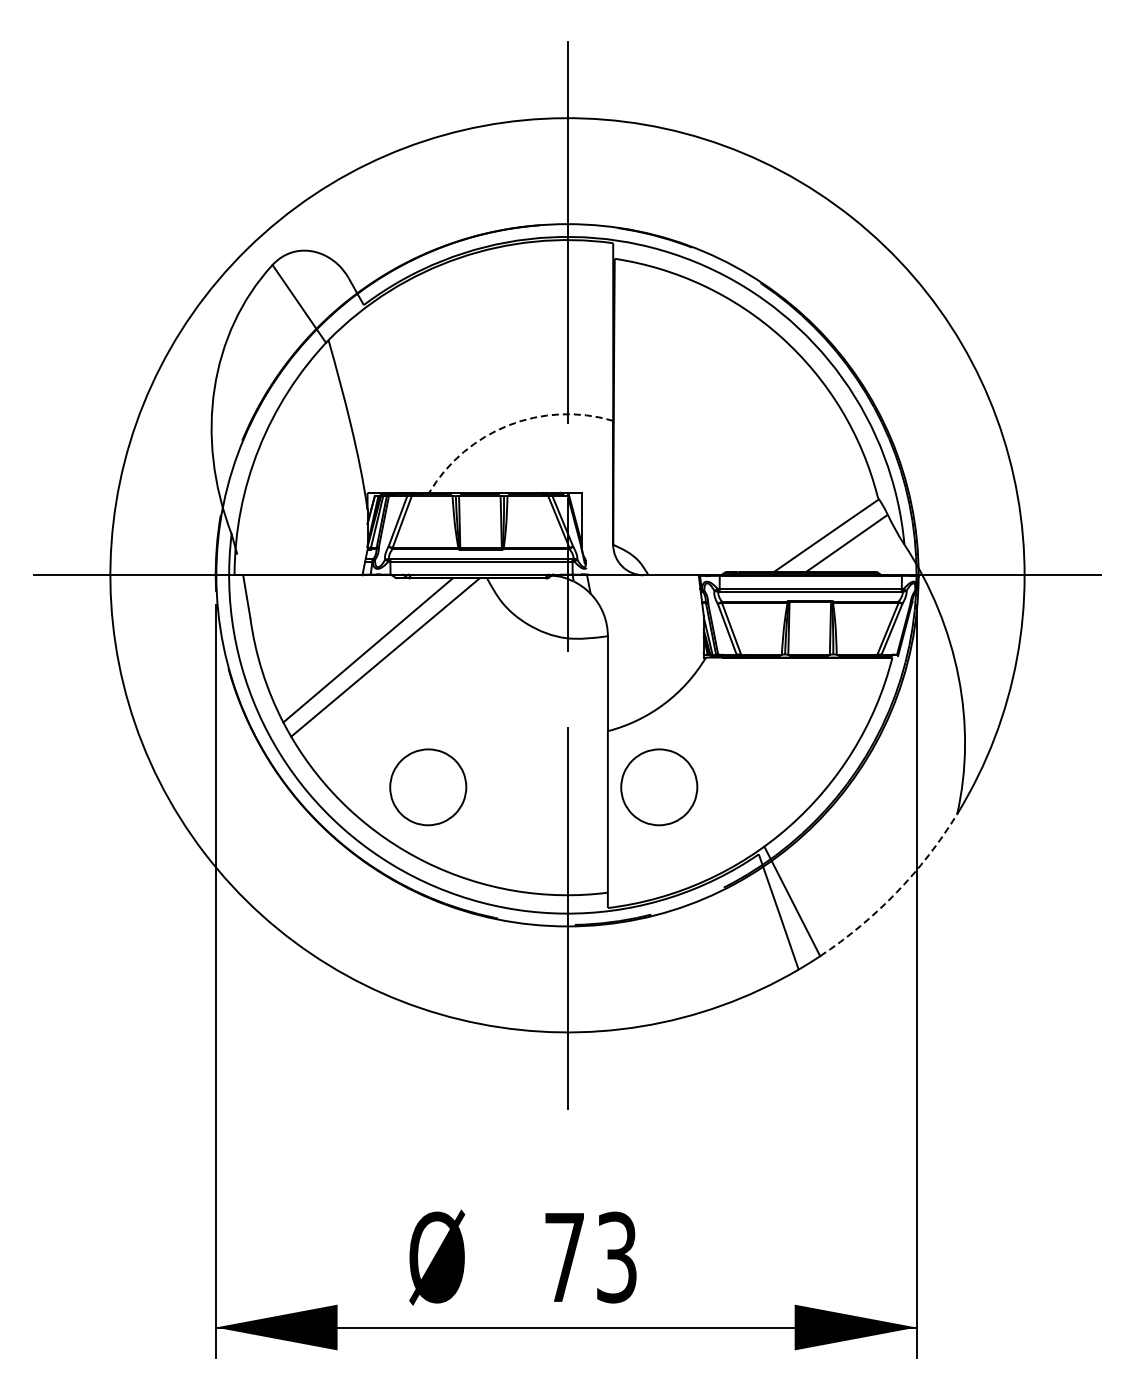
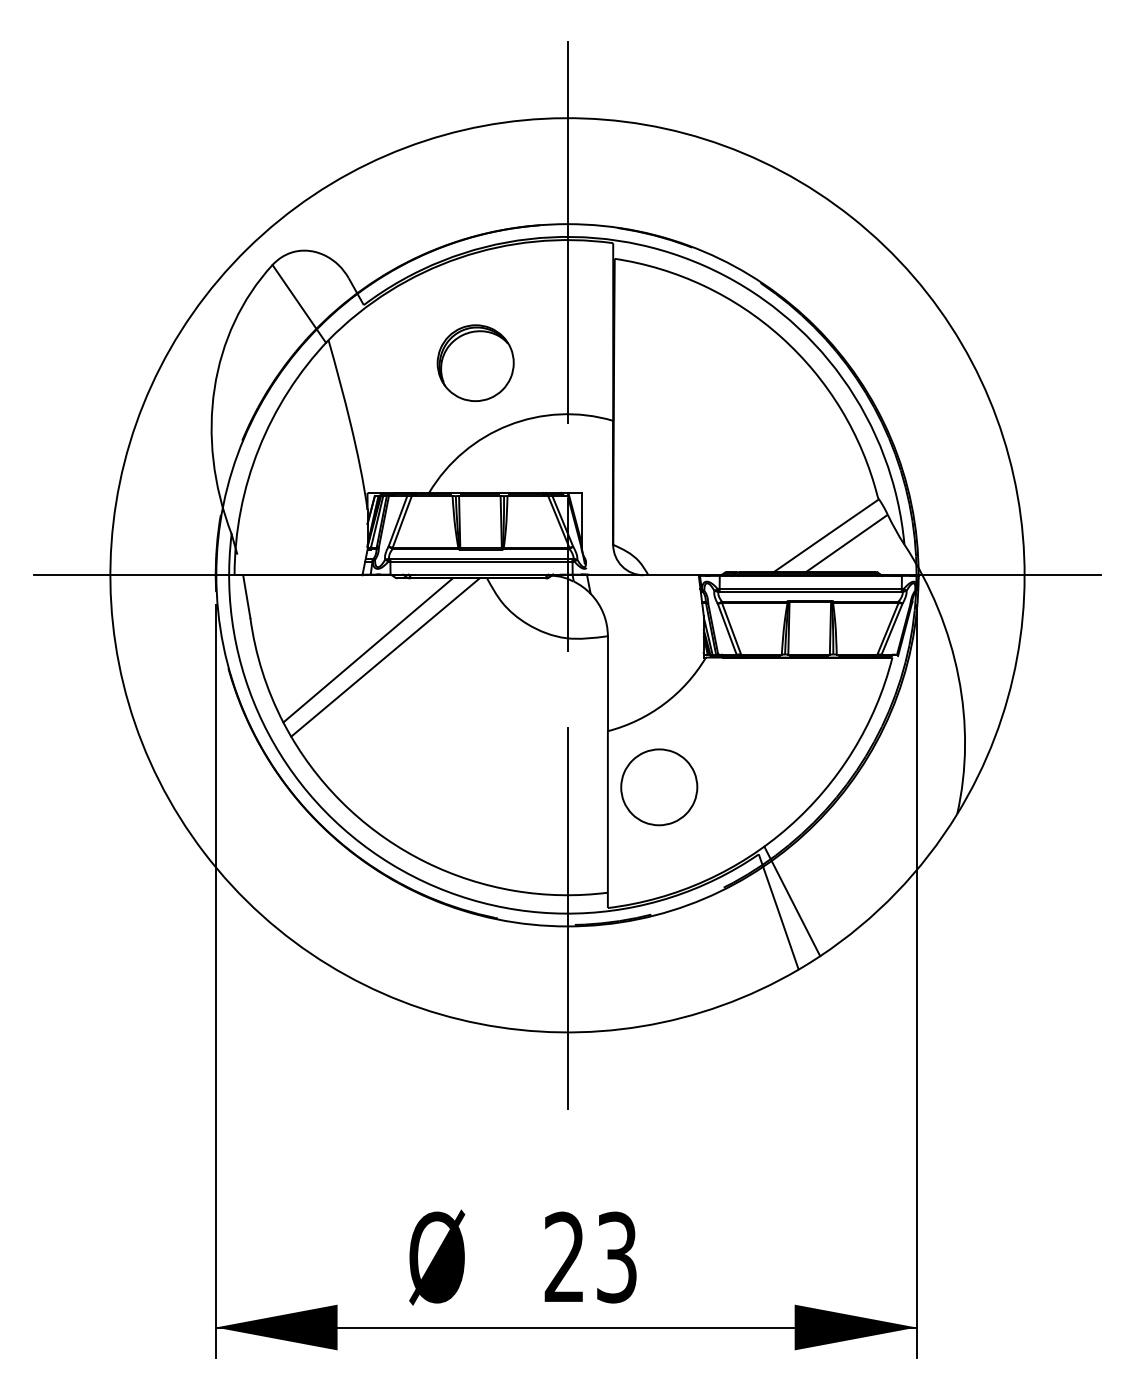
part: none -> present (475, 362)
arc: dashed -> solid (508, 425)
part: present -> none (428, 787)
arc: dashed -> solid (896, 892)
text: 73 -> 23 (563, 1256)
